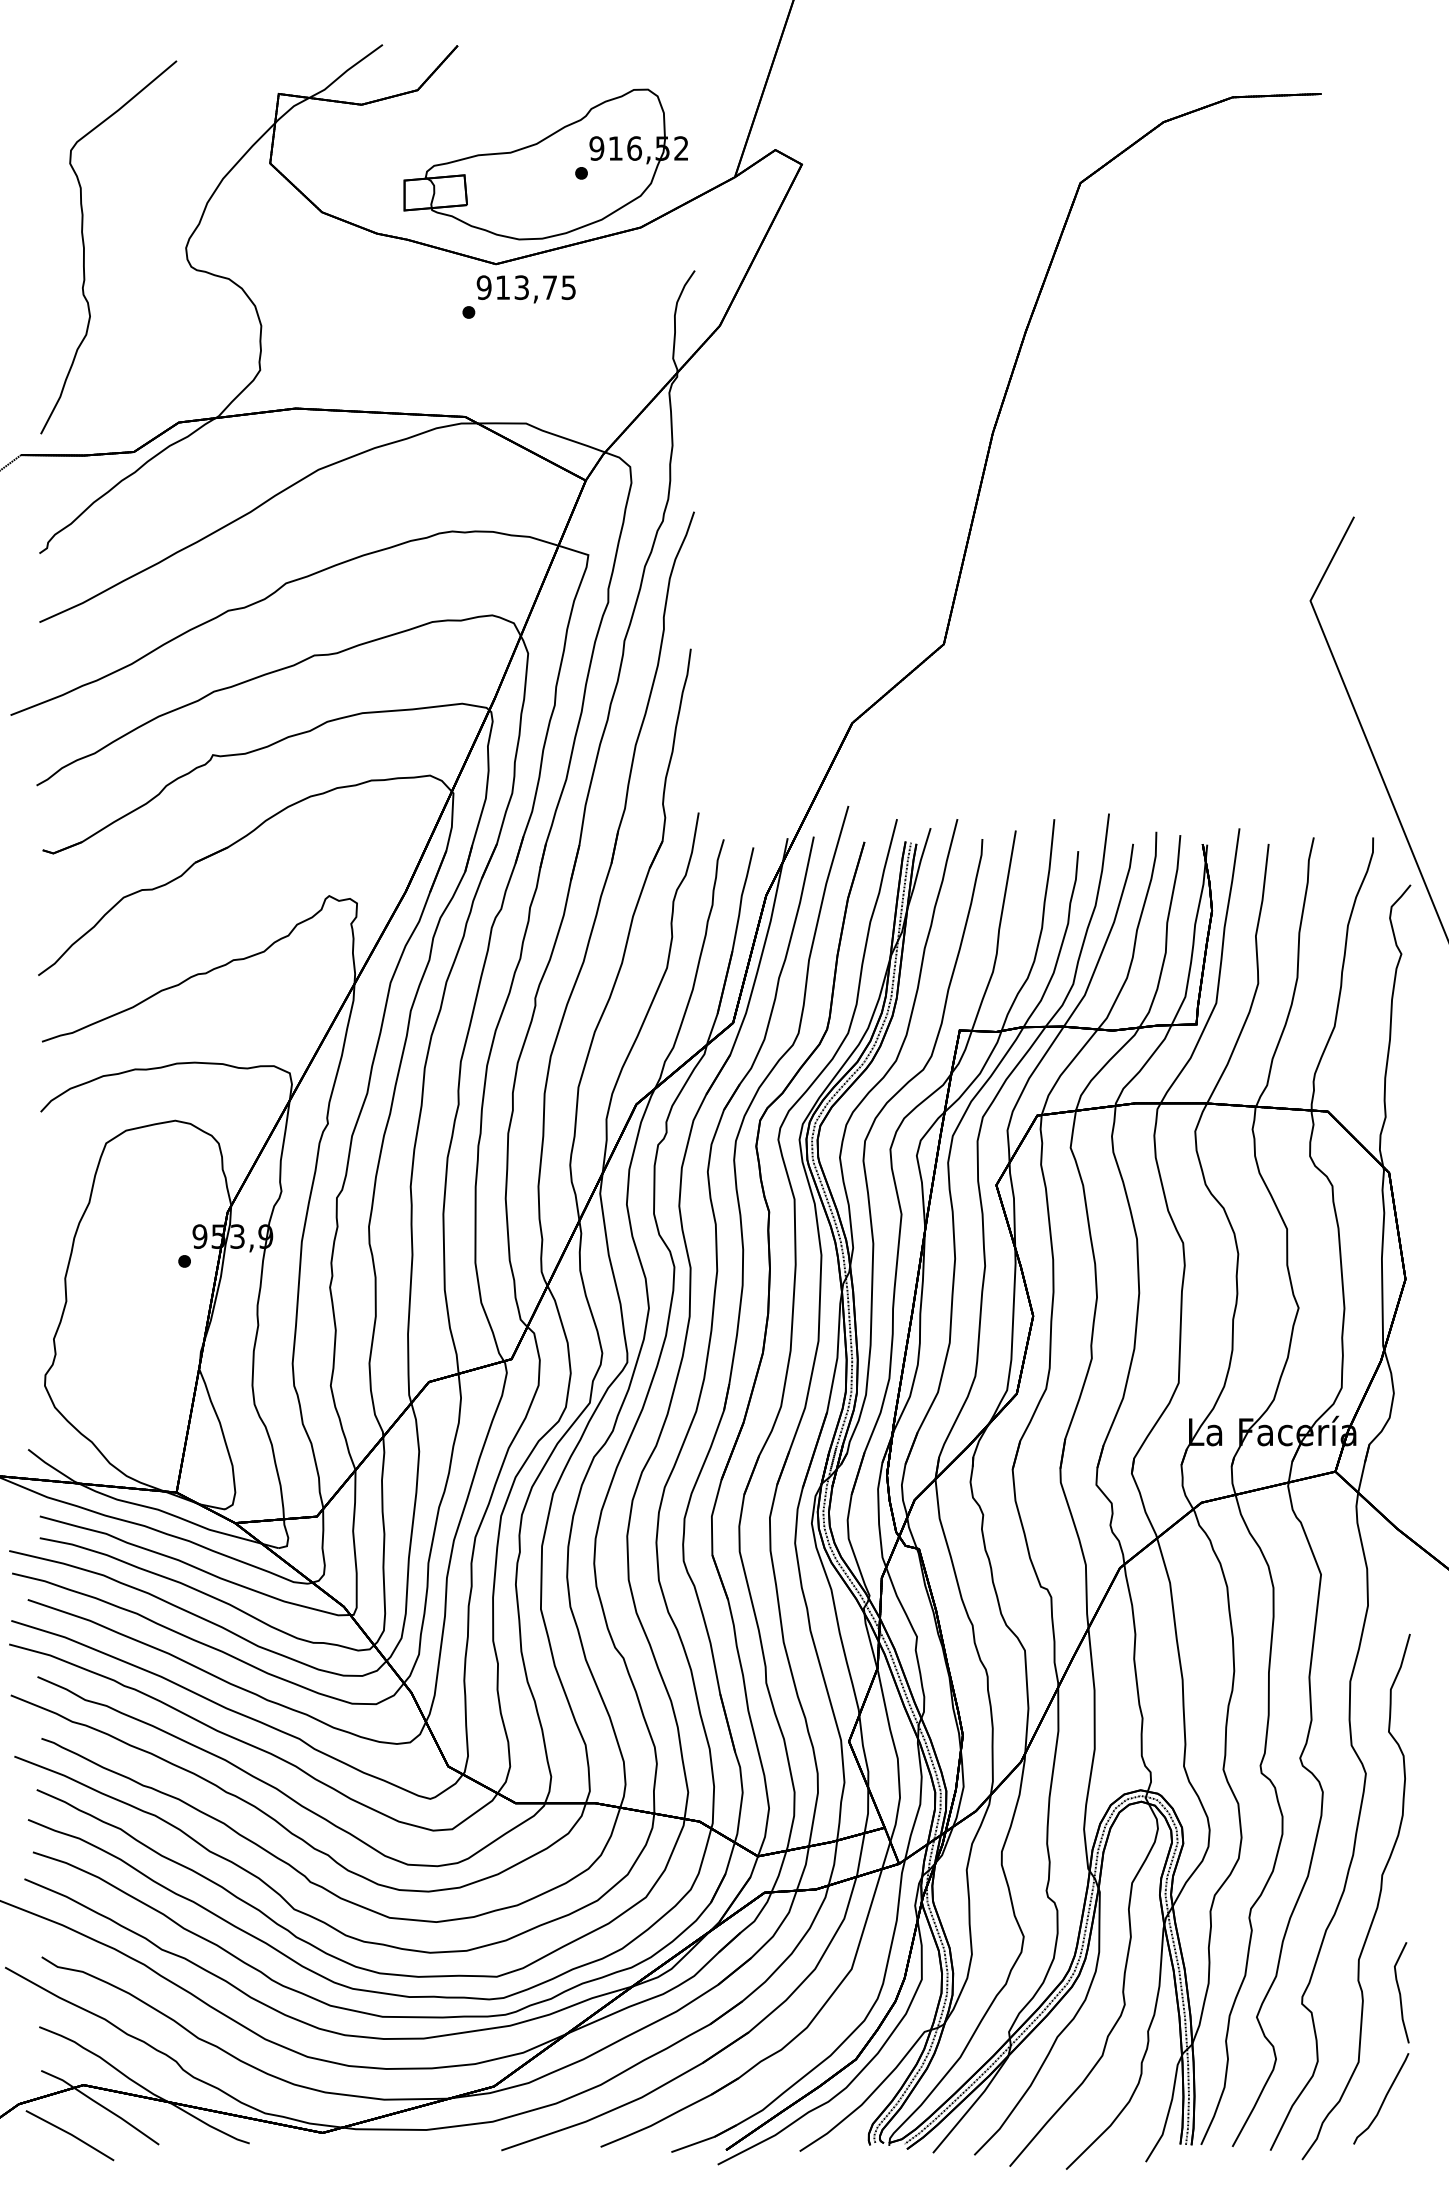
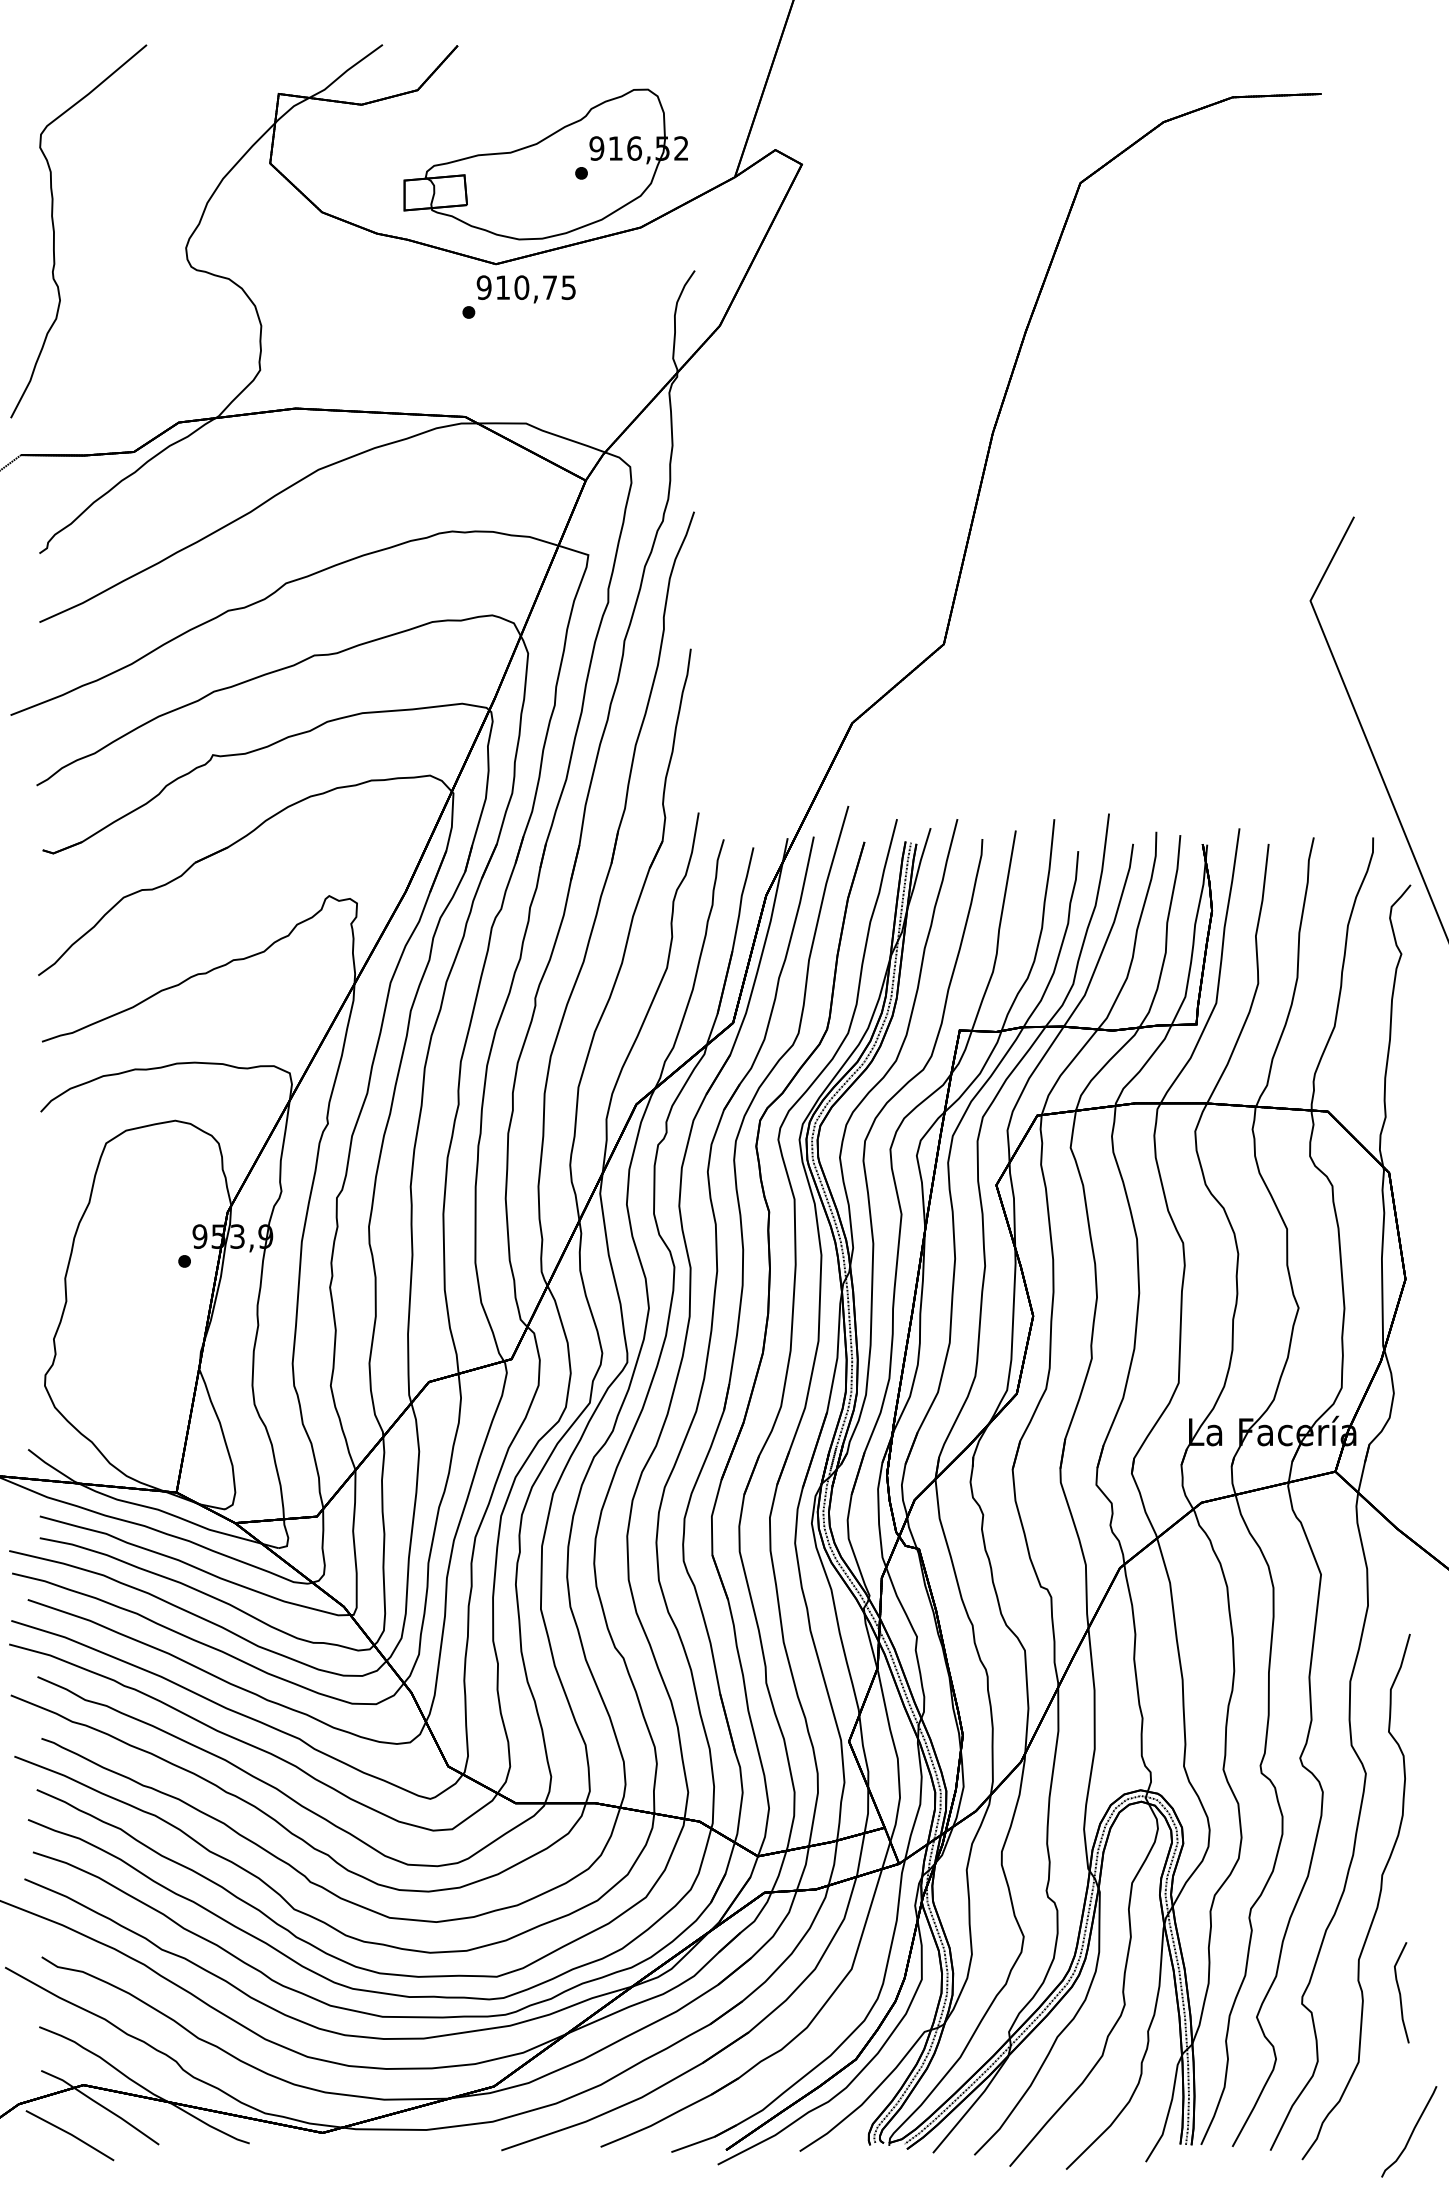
curve position: (84, 247) -> (54, 231) (54, 231)
text: 913,75 -> 910,75 (521, 287)
curve position: (1383, 2099) -> (1411, 2132) (1411, 2132)
